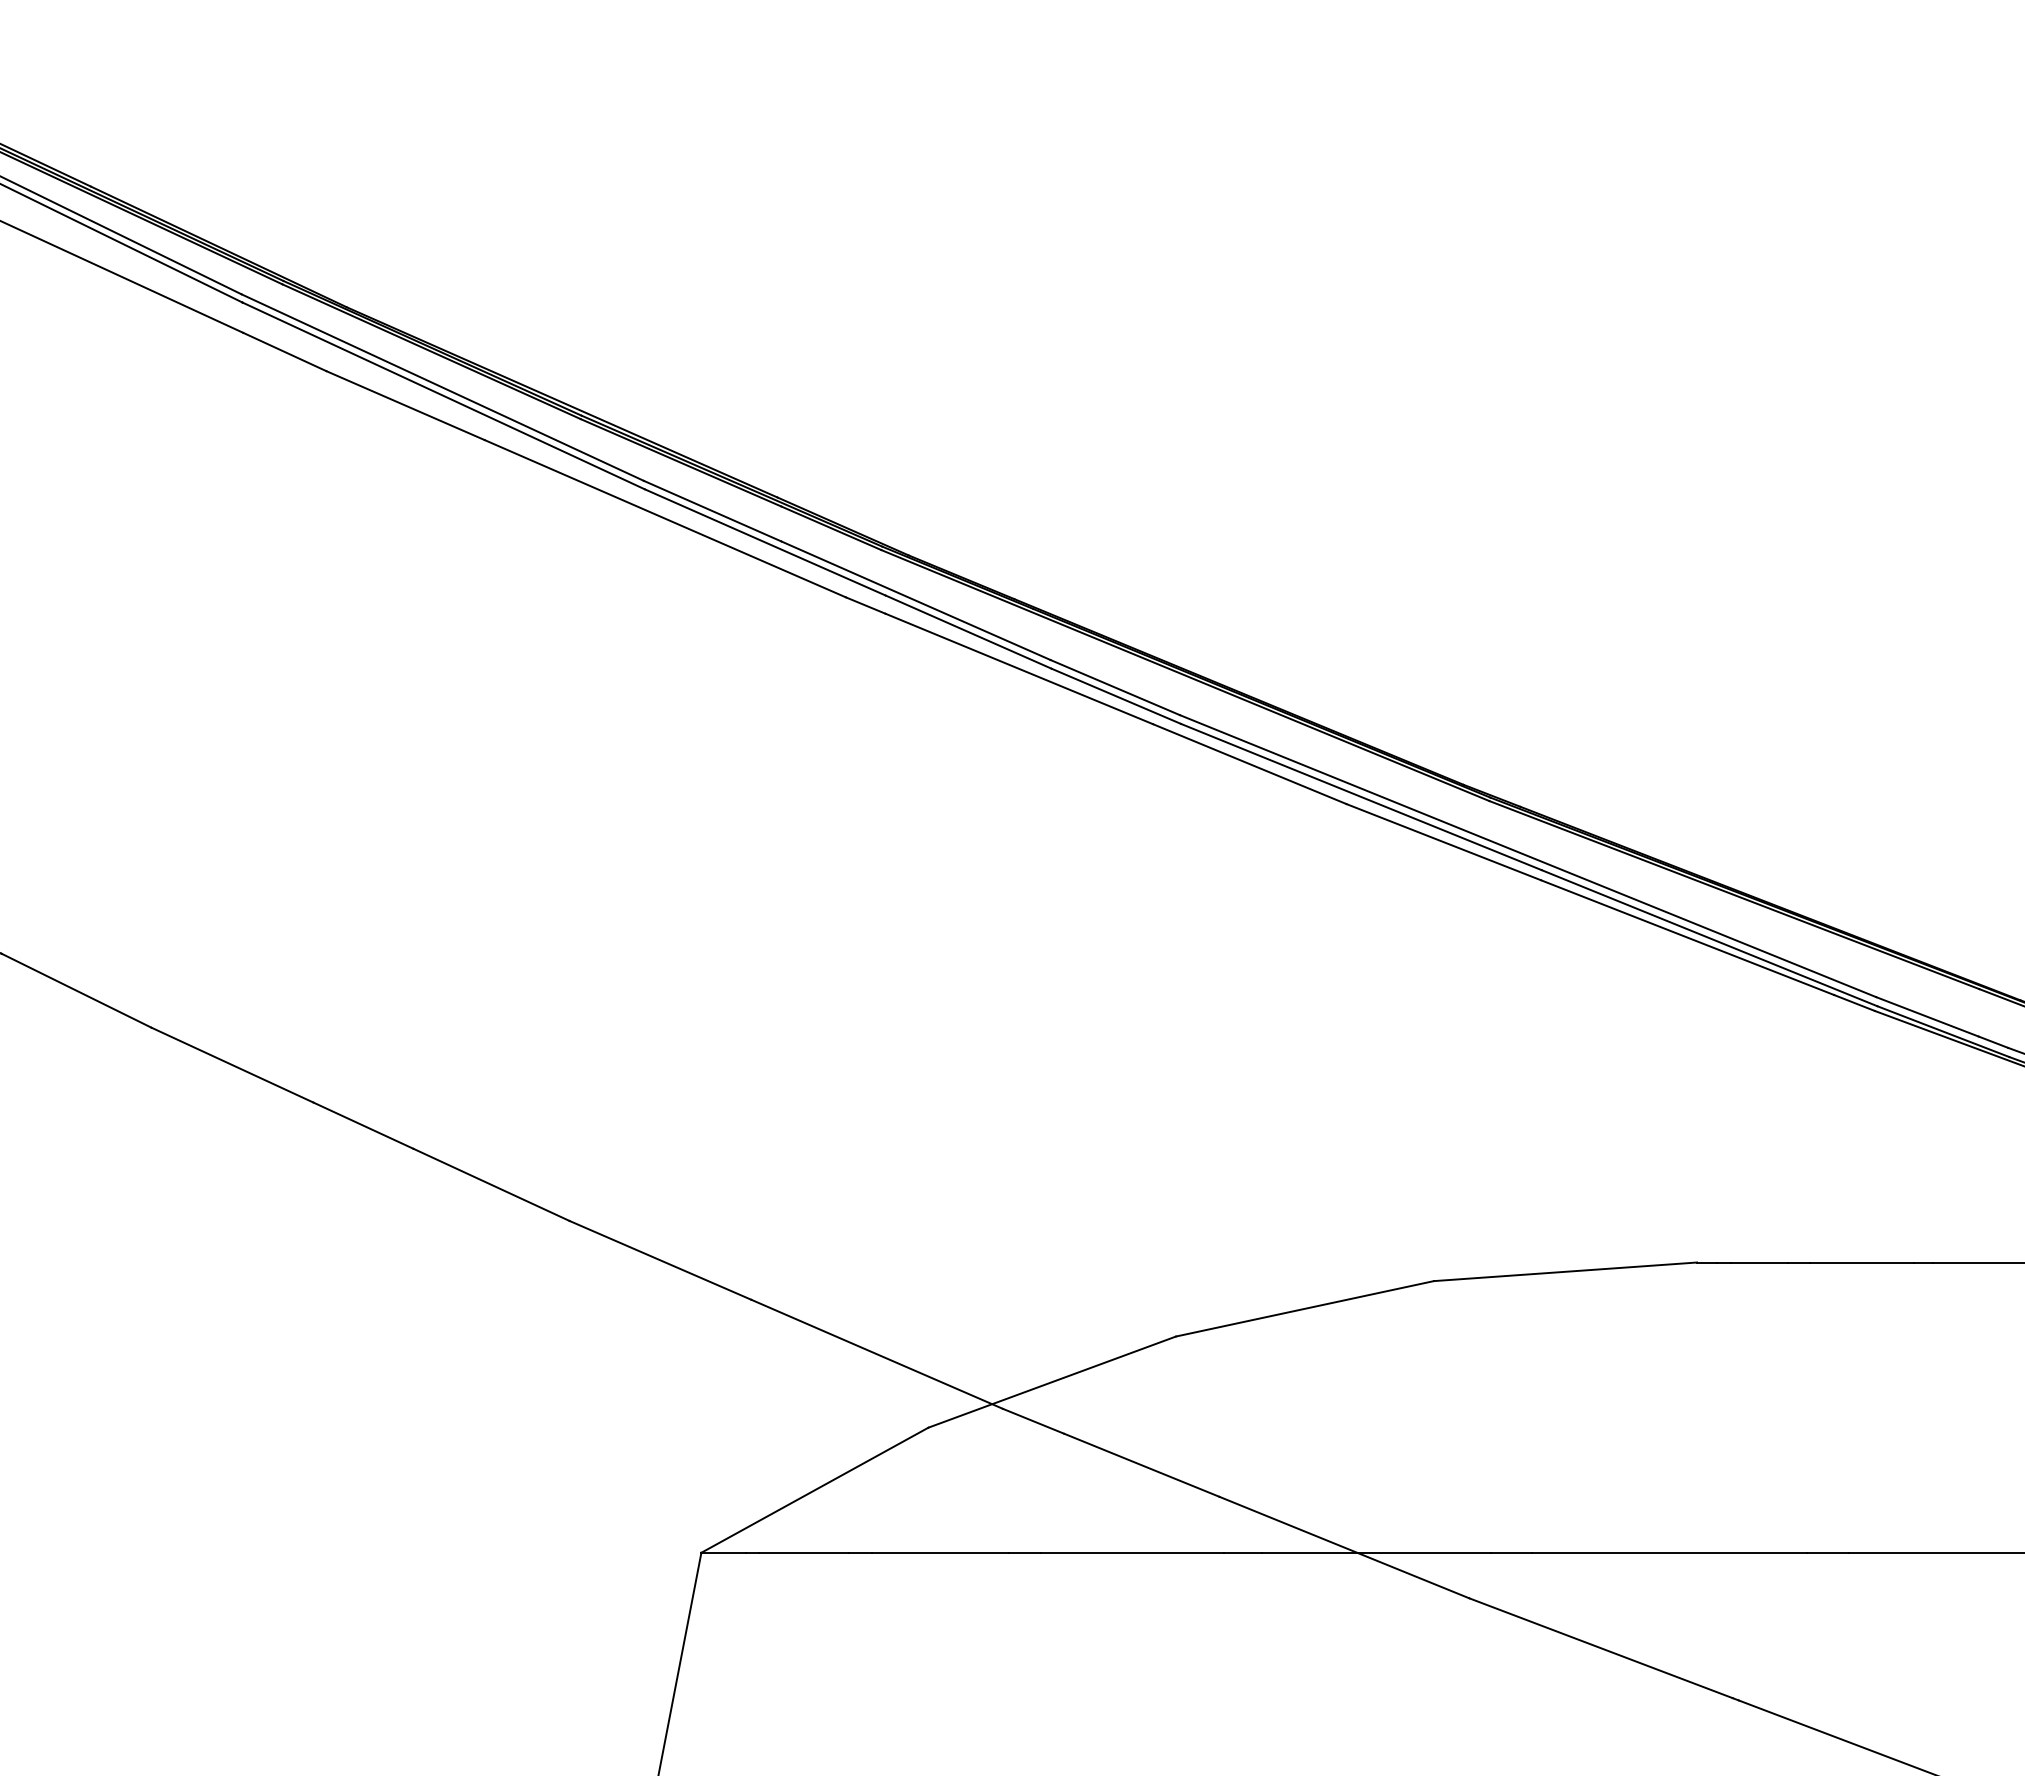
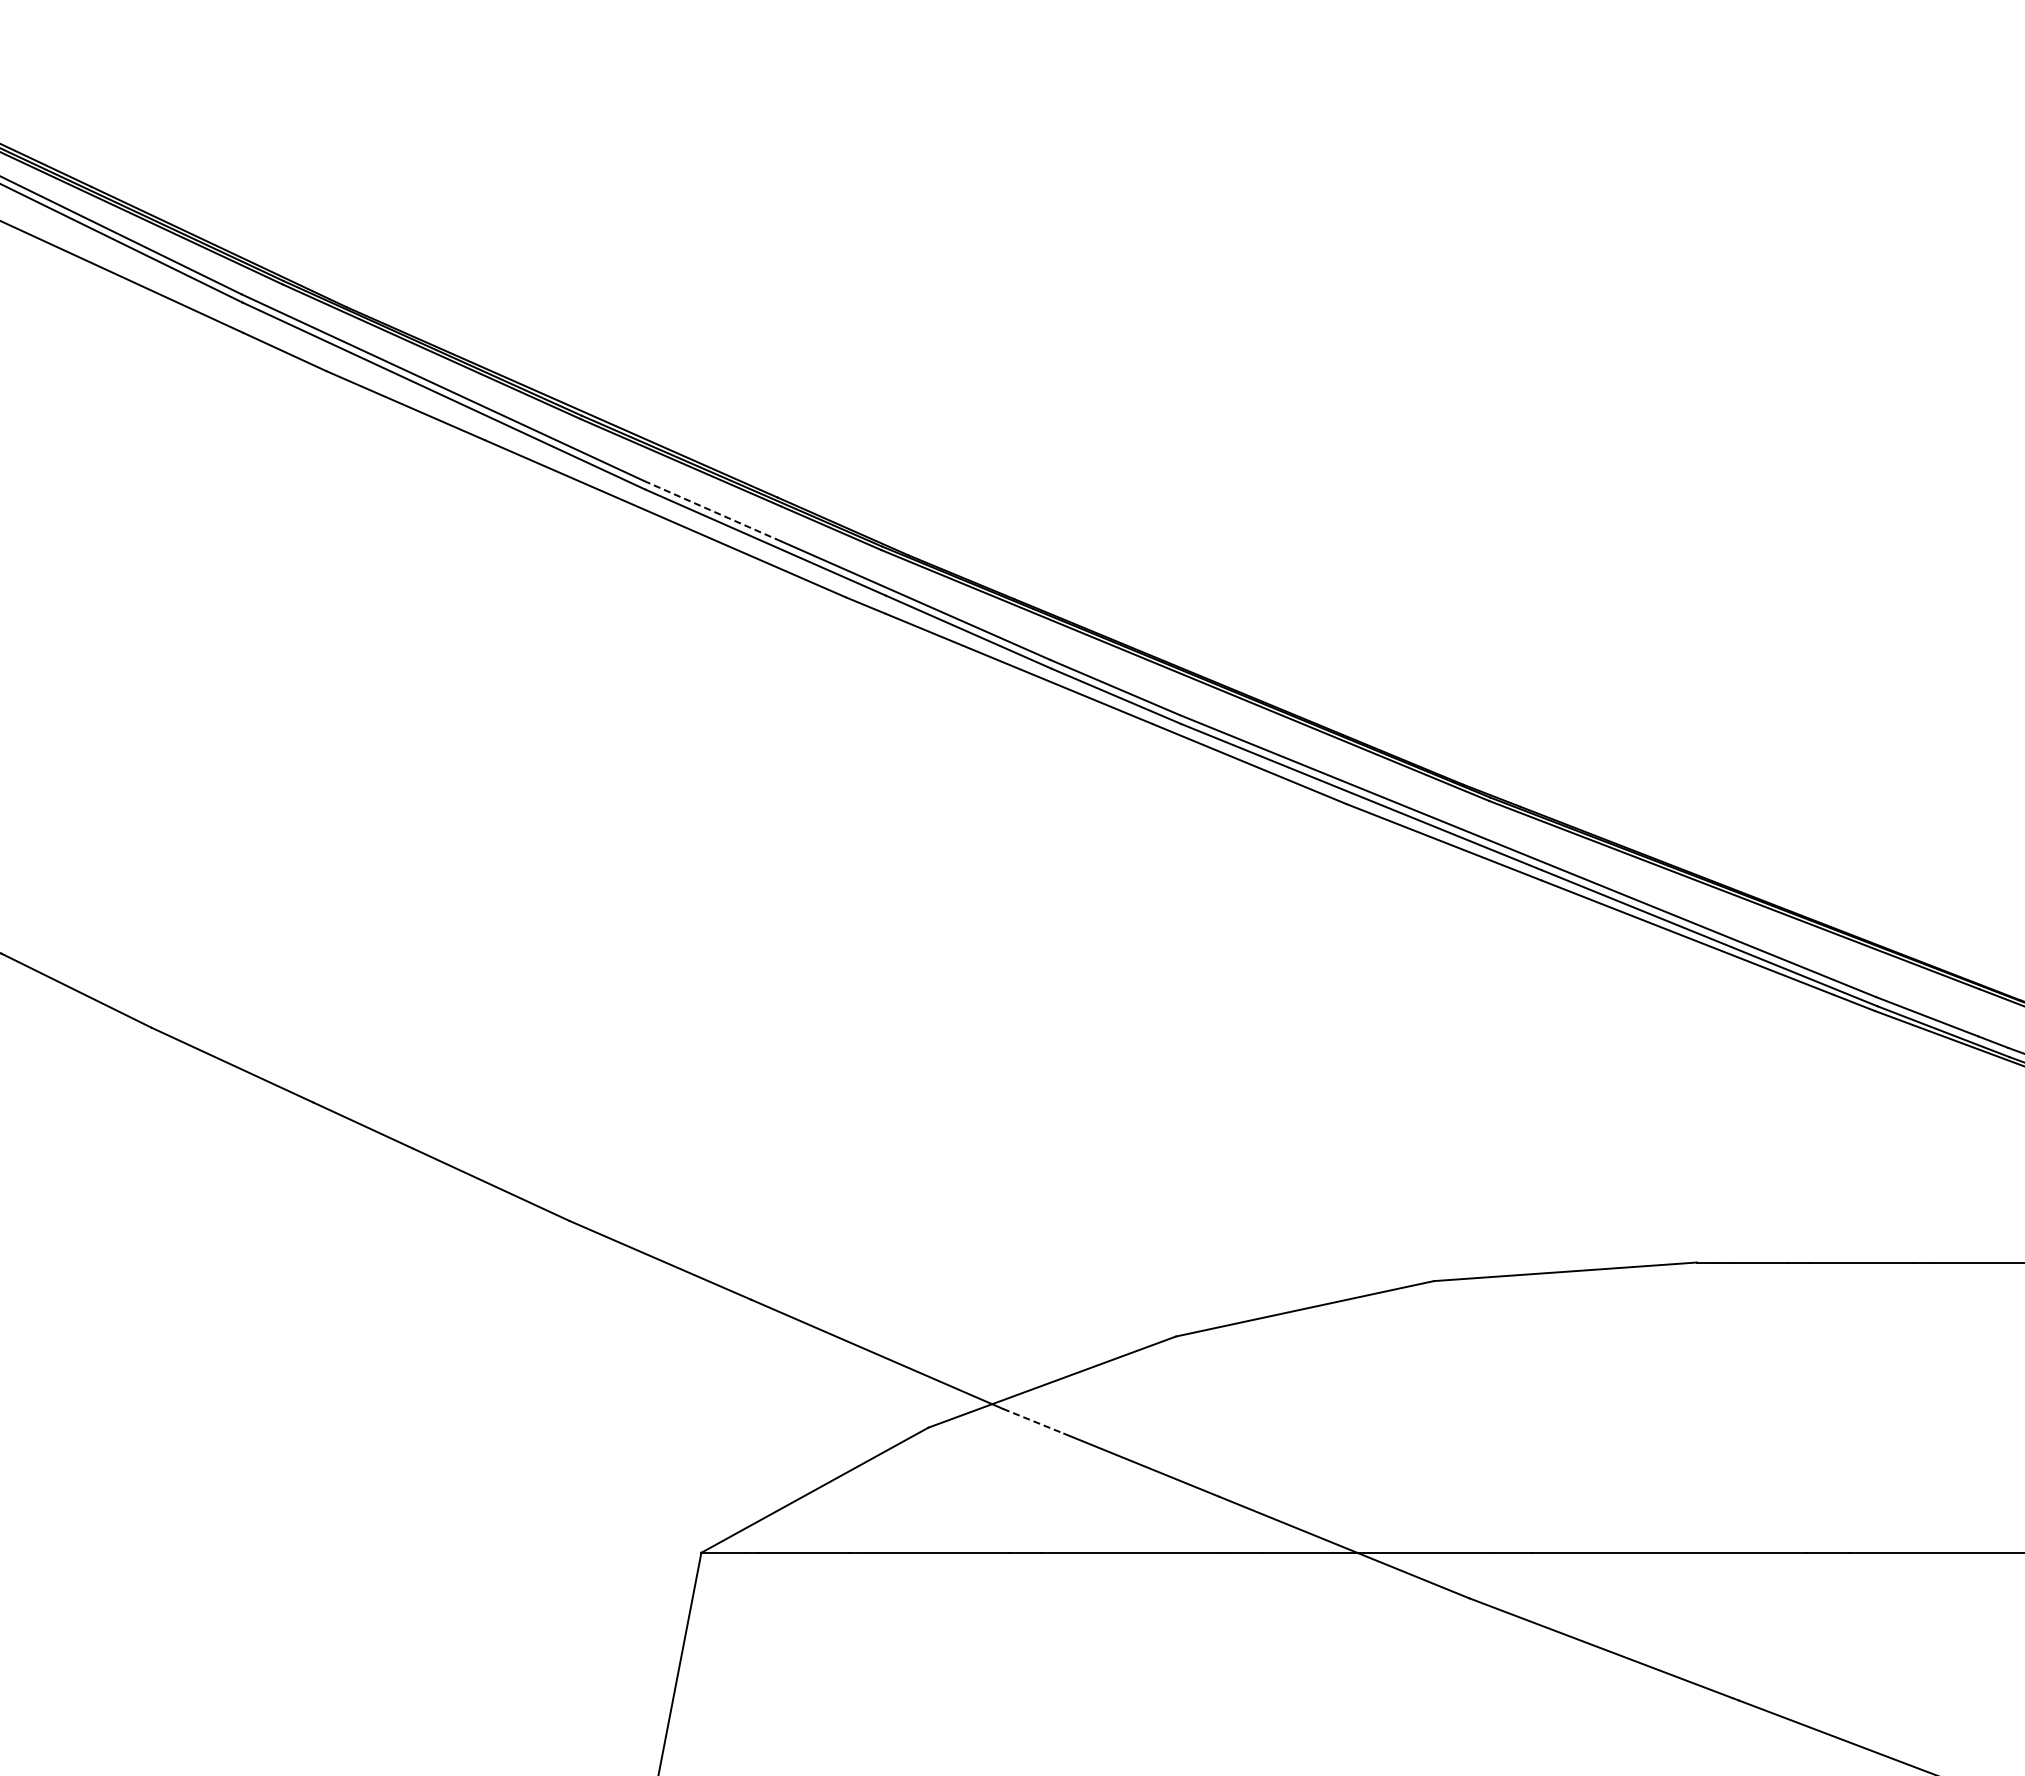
line: solid -> dashed (713, 511)
line: solid -> dashed (1034, 1421)
